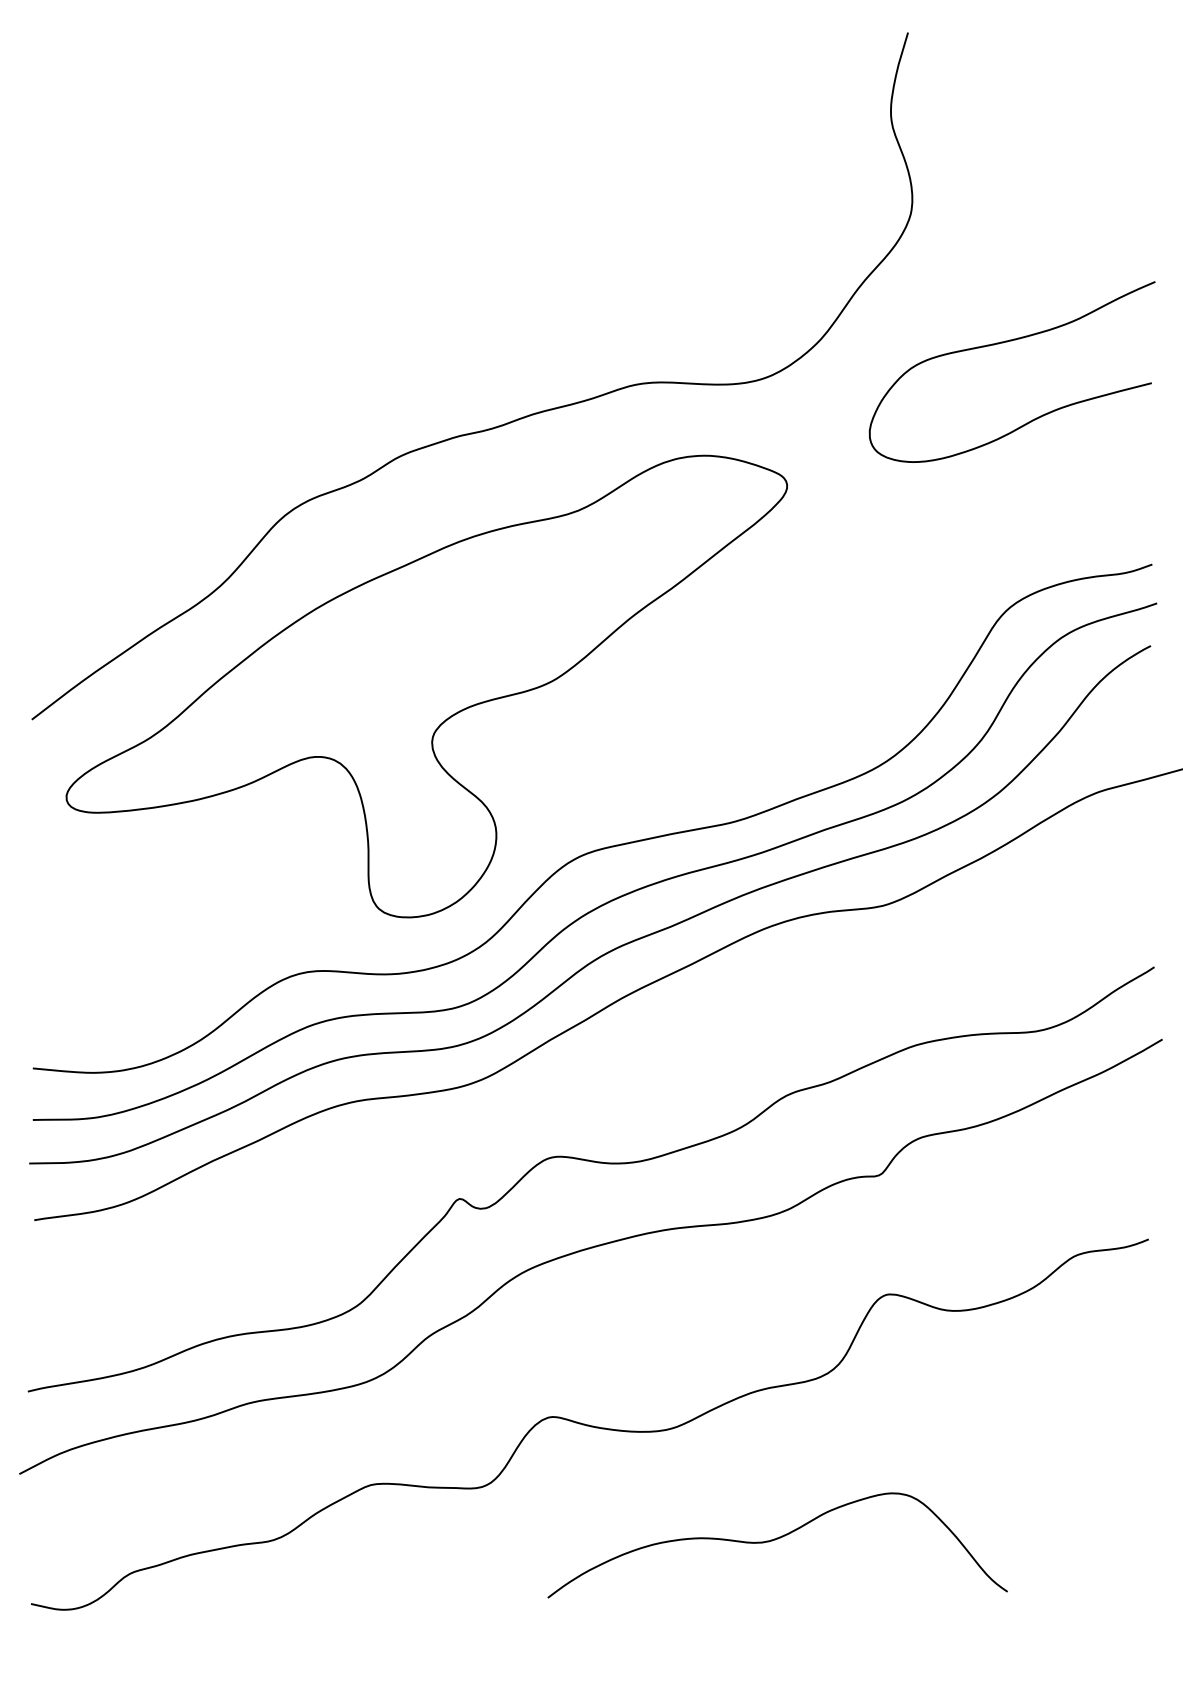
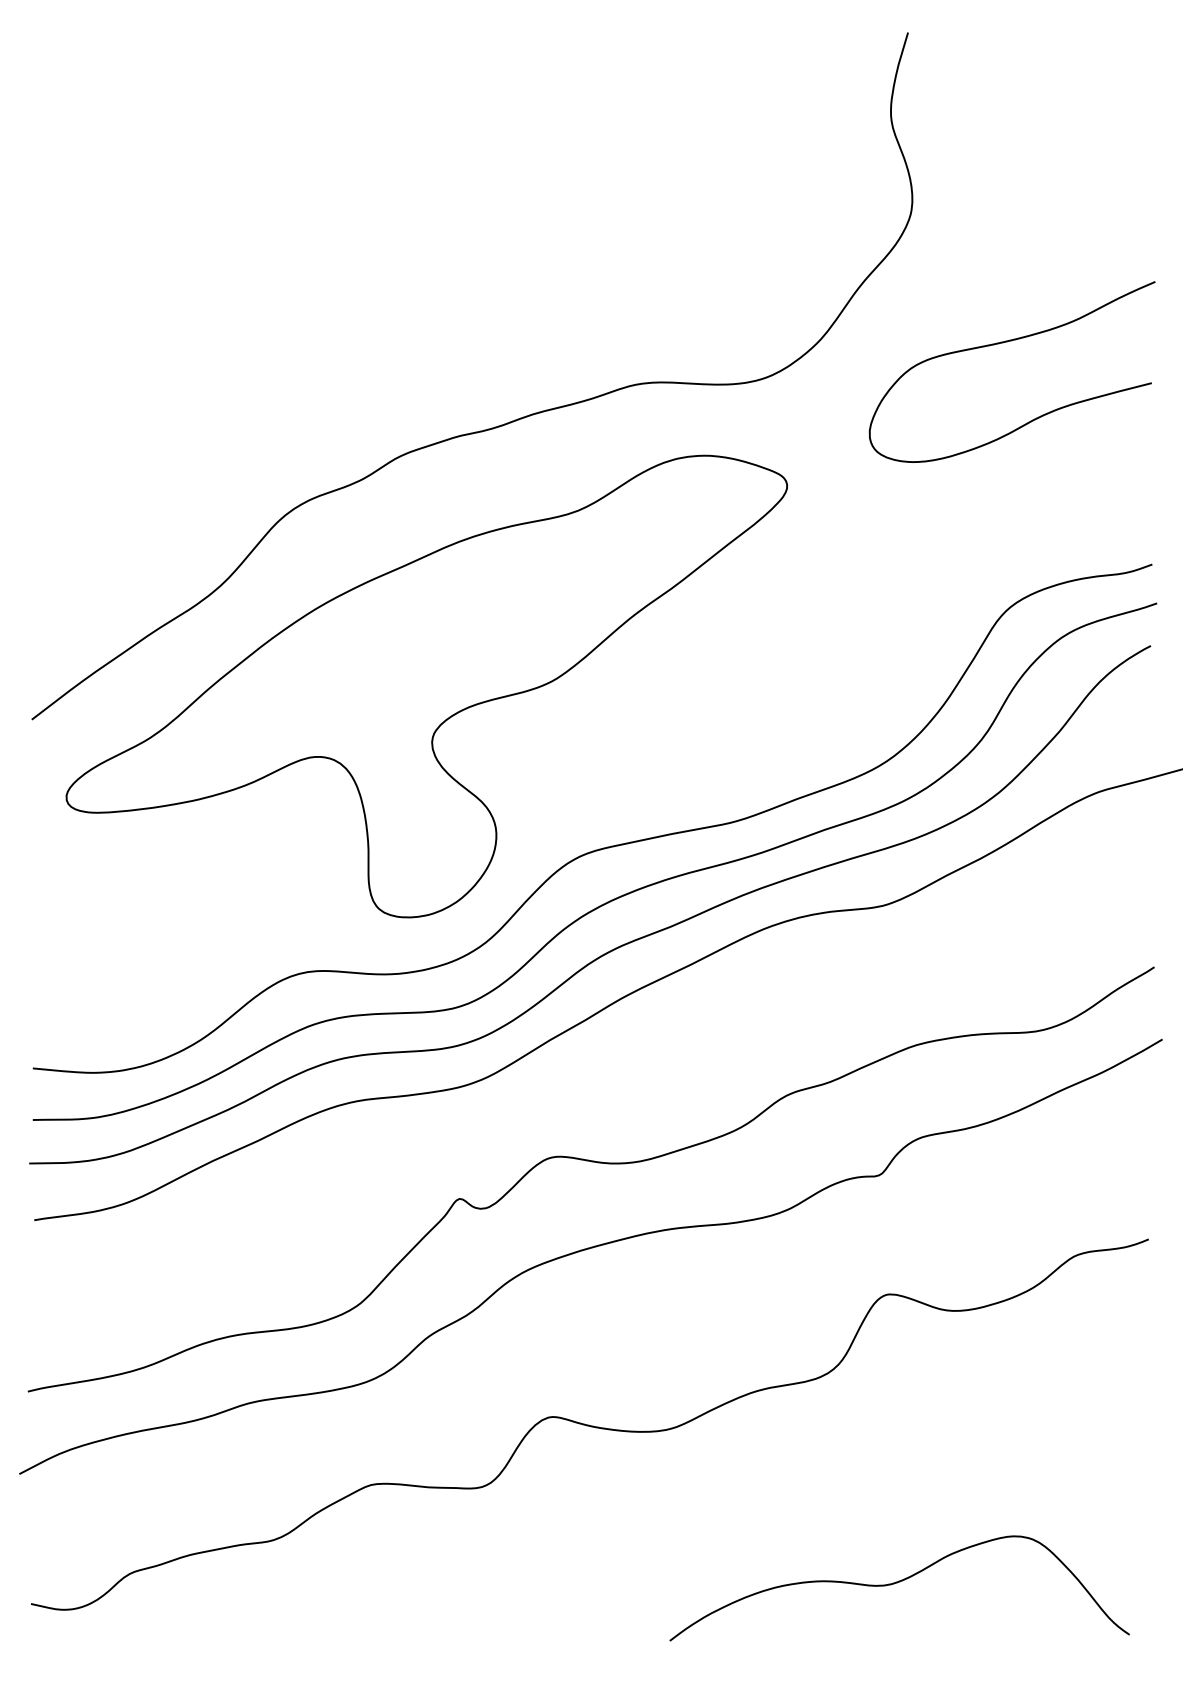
curve position: (775, 1540) -> (897, 1583) (897, 1583)
